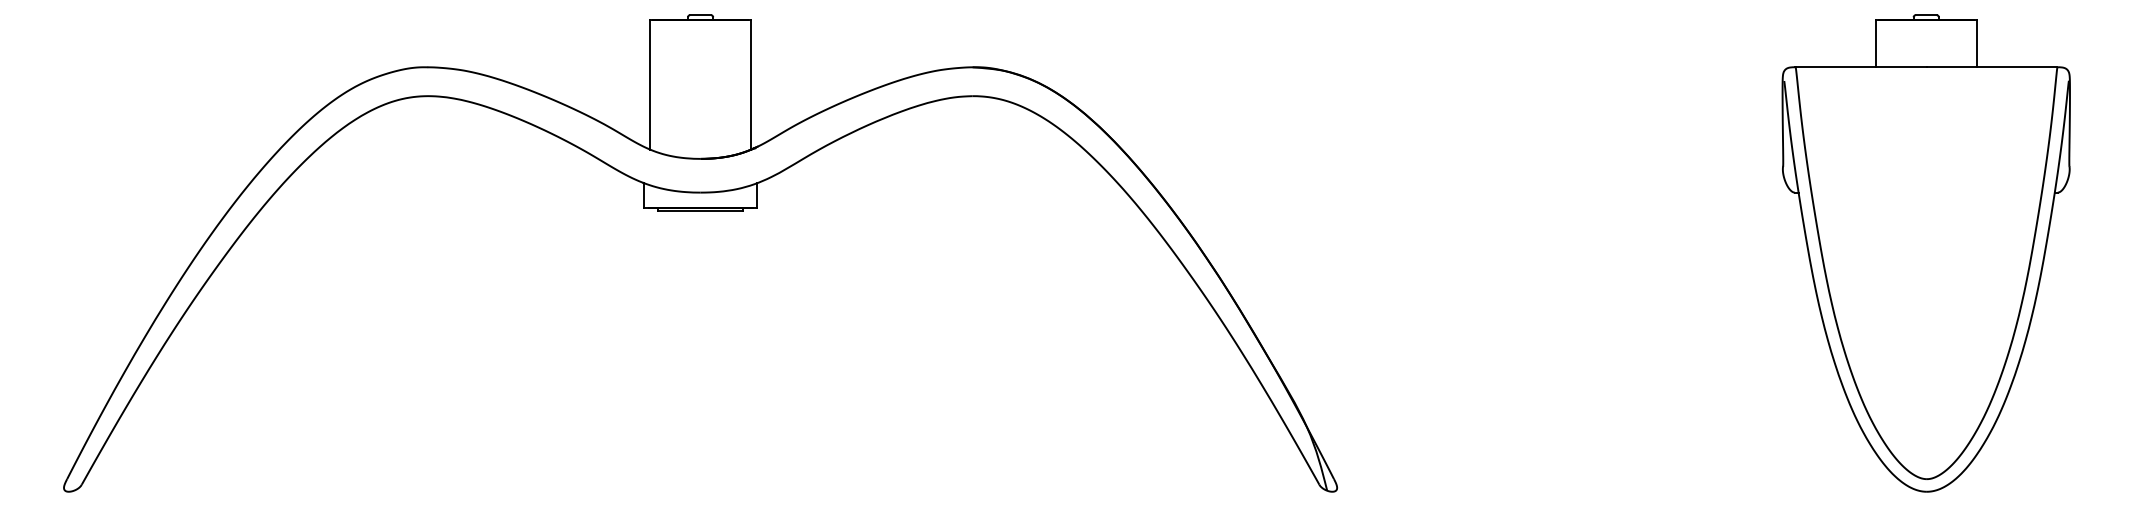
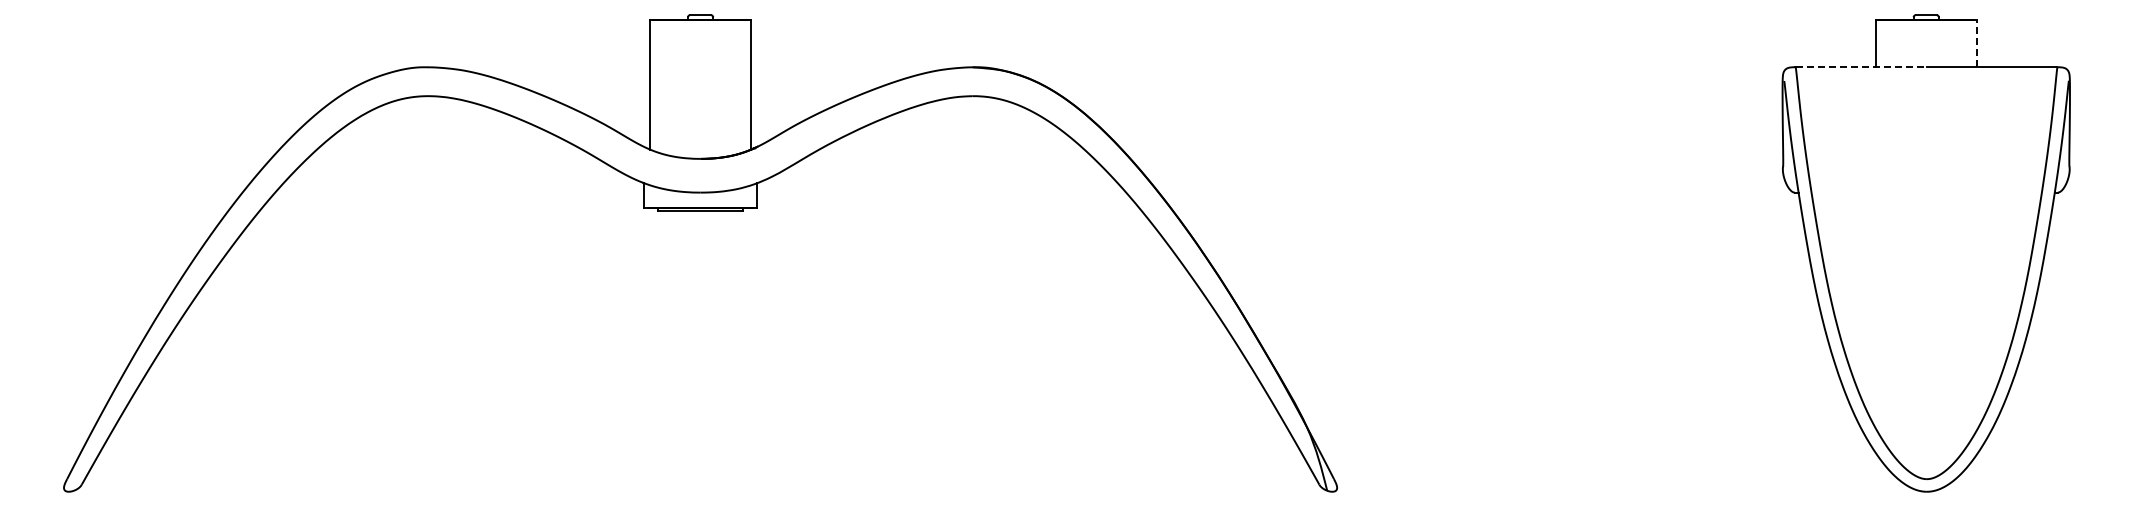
line: solid -> dashed (1976, 43)
line: solid -> dashed (1861, 67)
